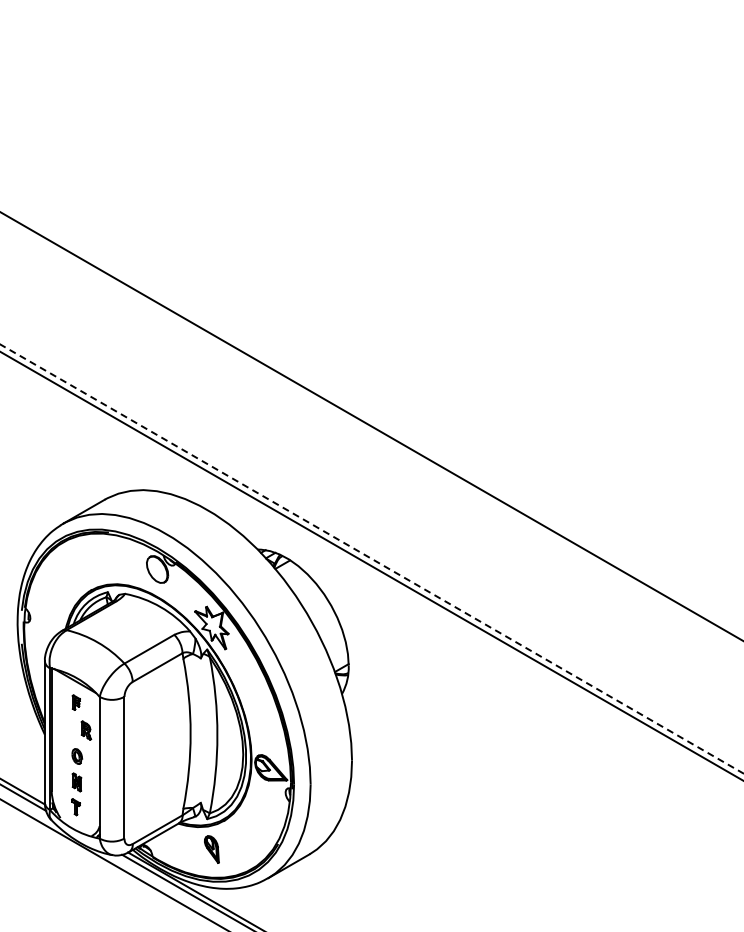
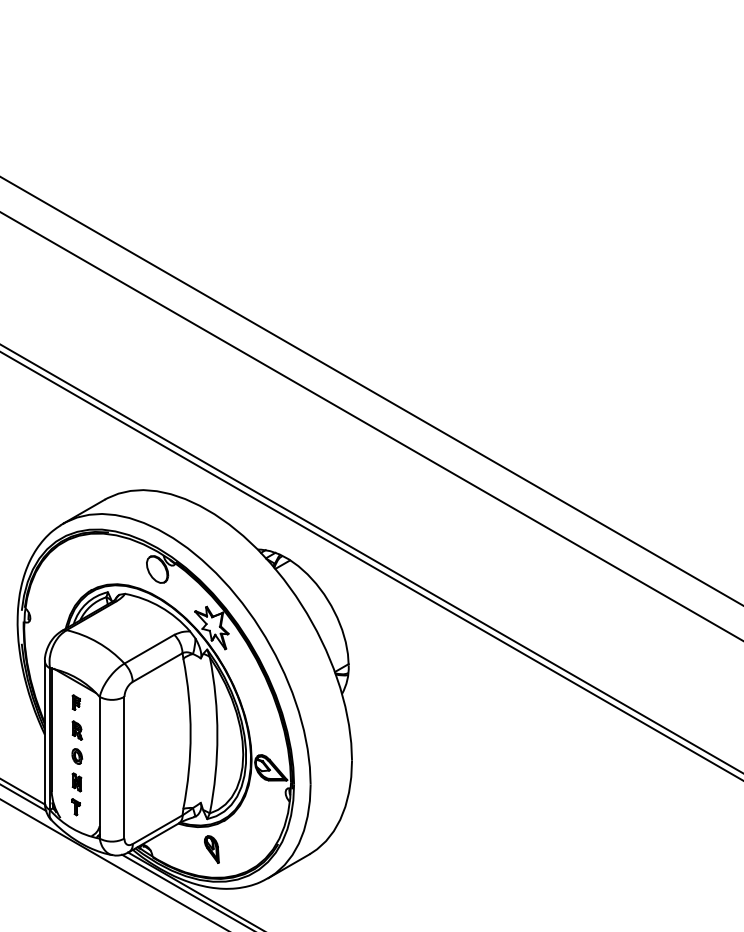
line: none -> present (371, 391)
line: dashed -> solid (372, 559)
part position: (86, 730) -> (77, 730) (77, 730)
